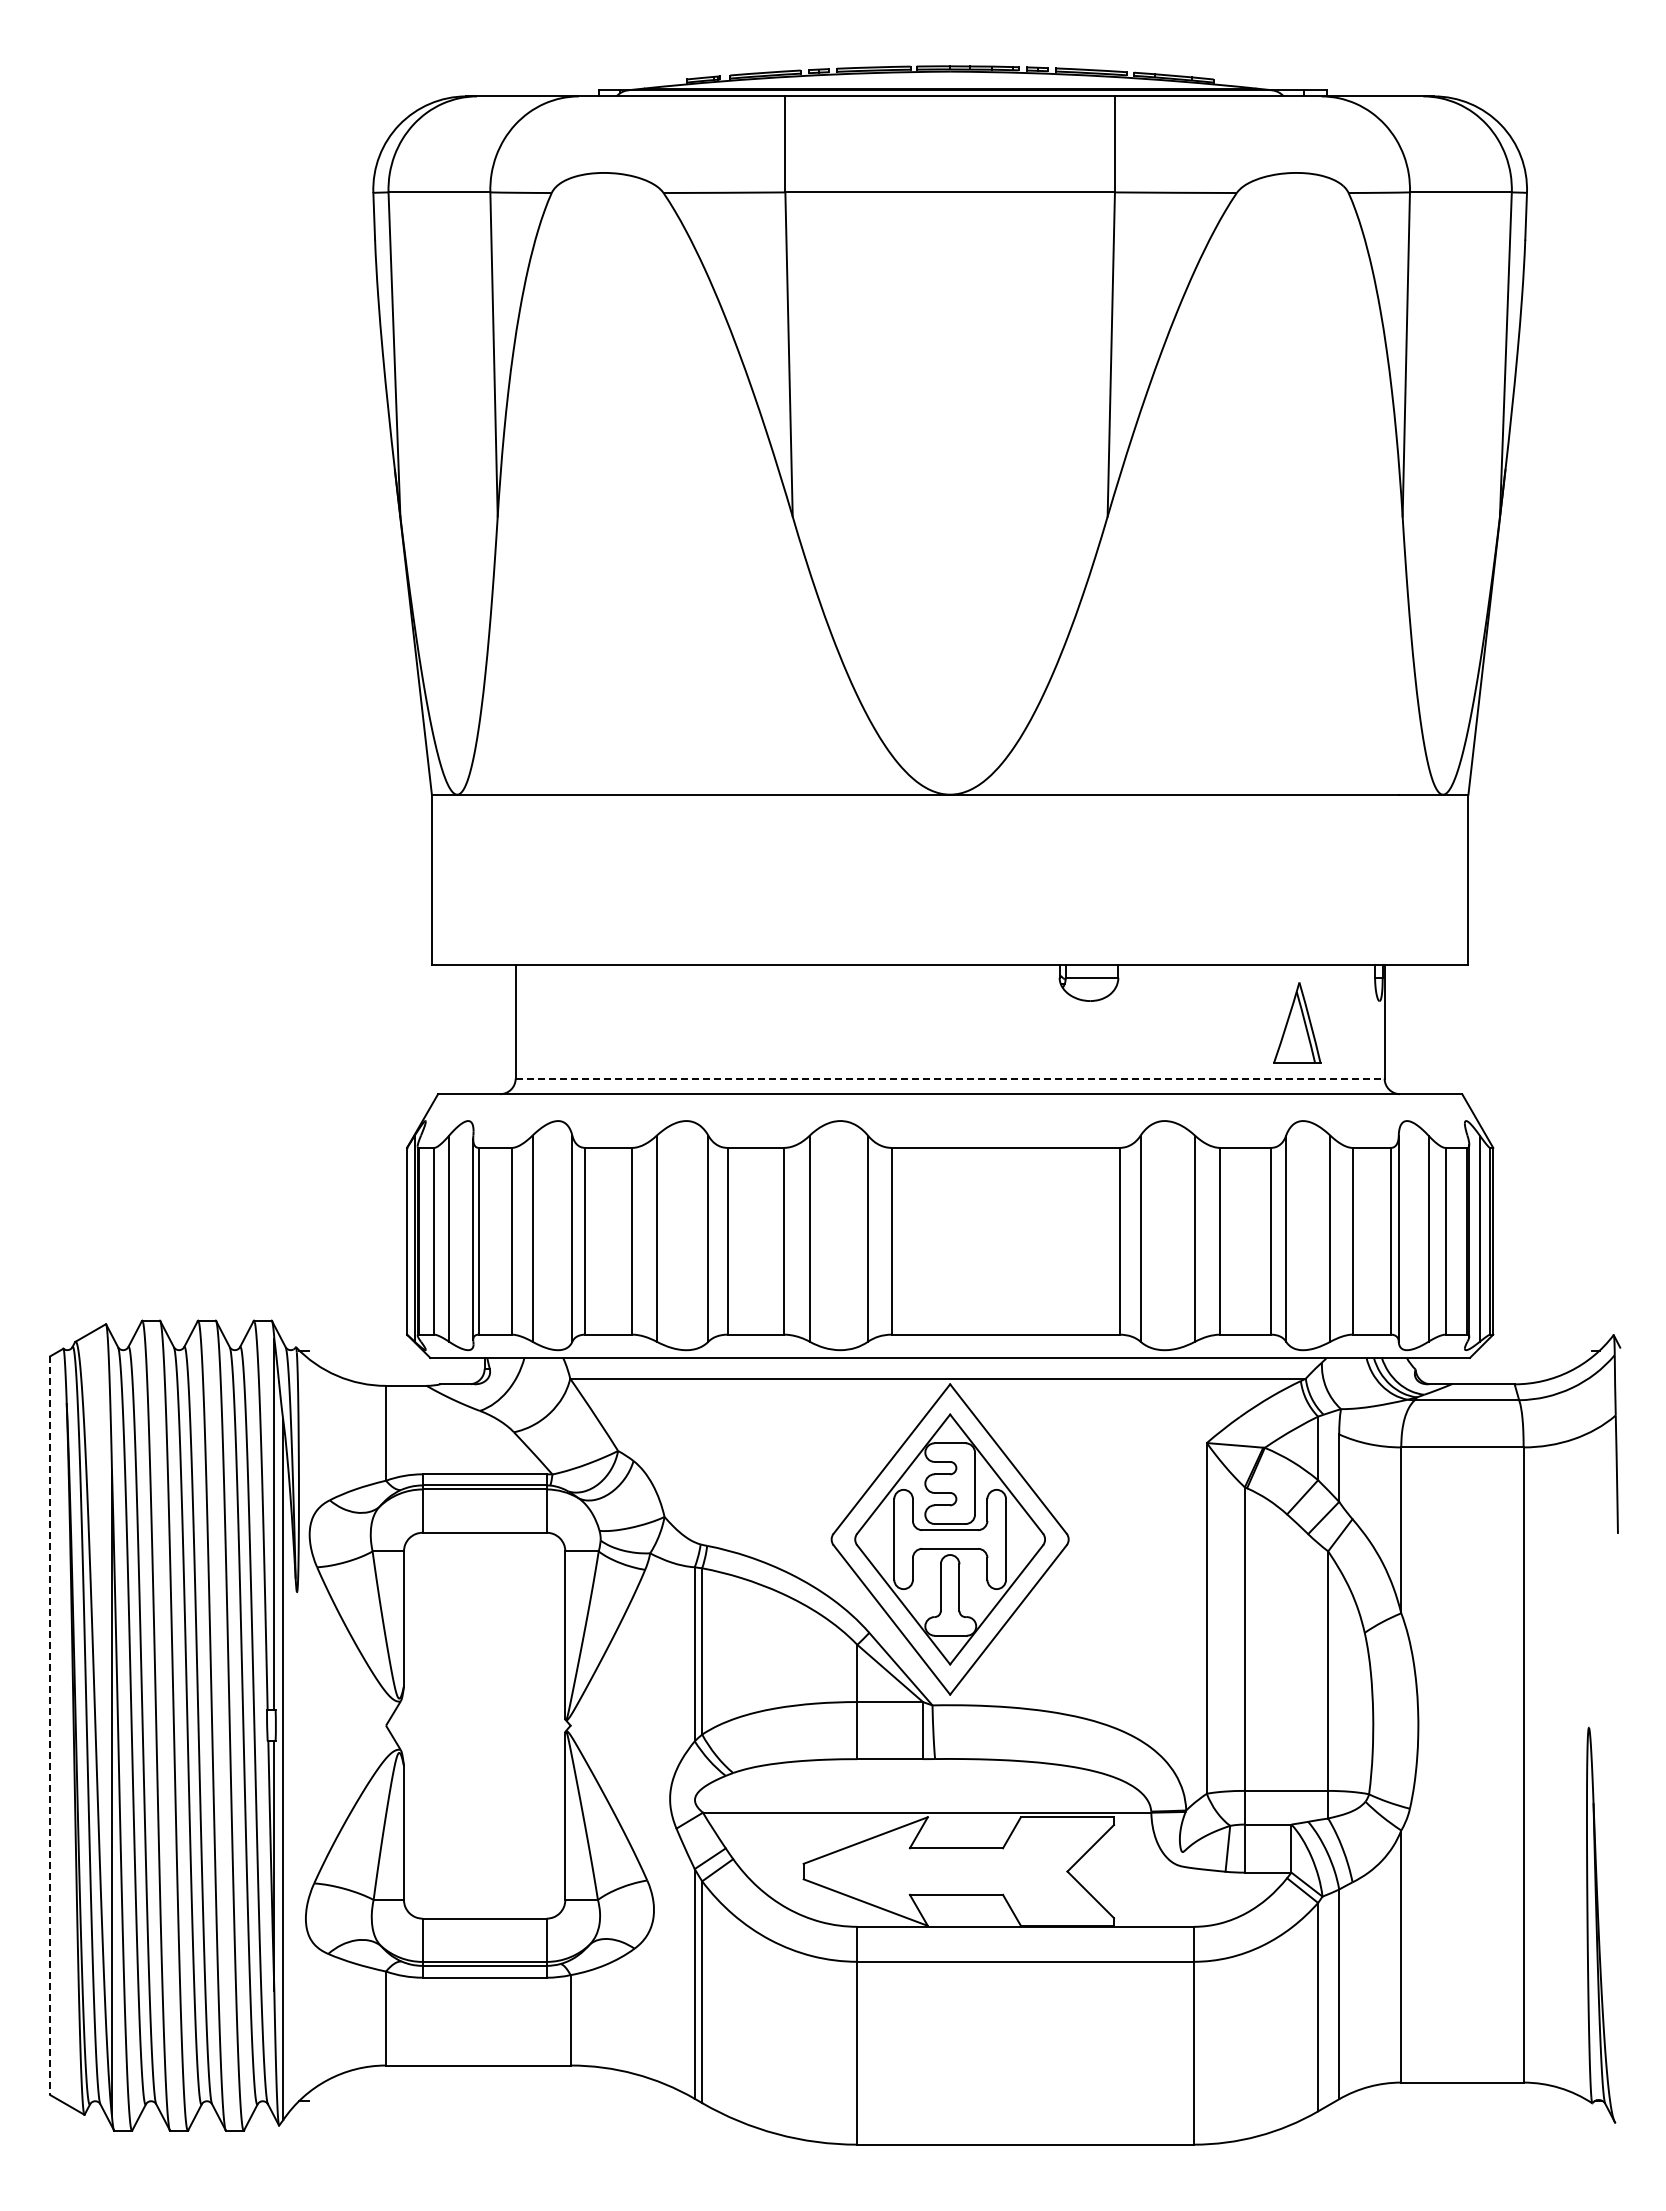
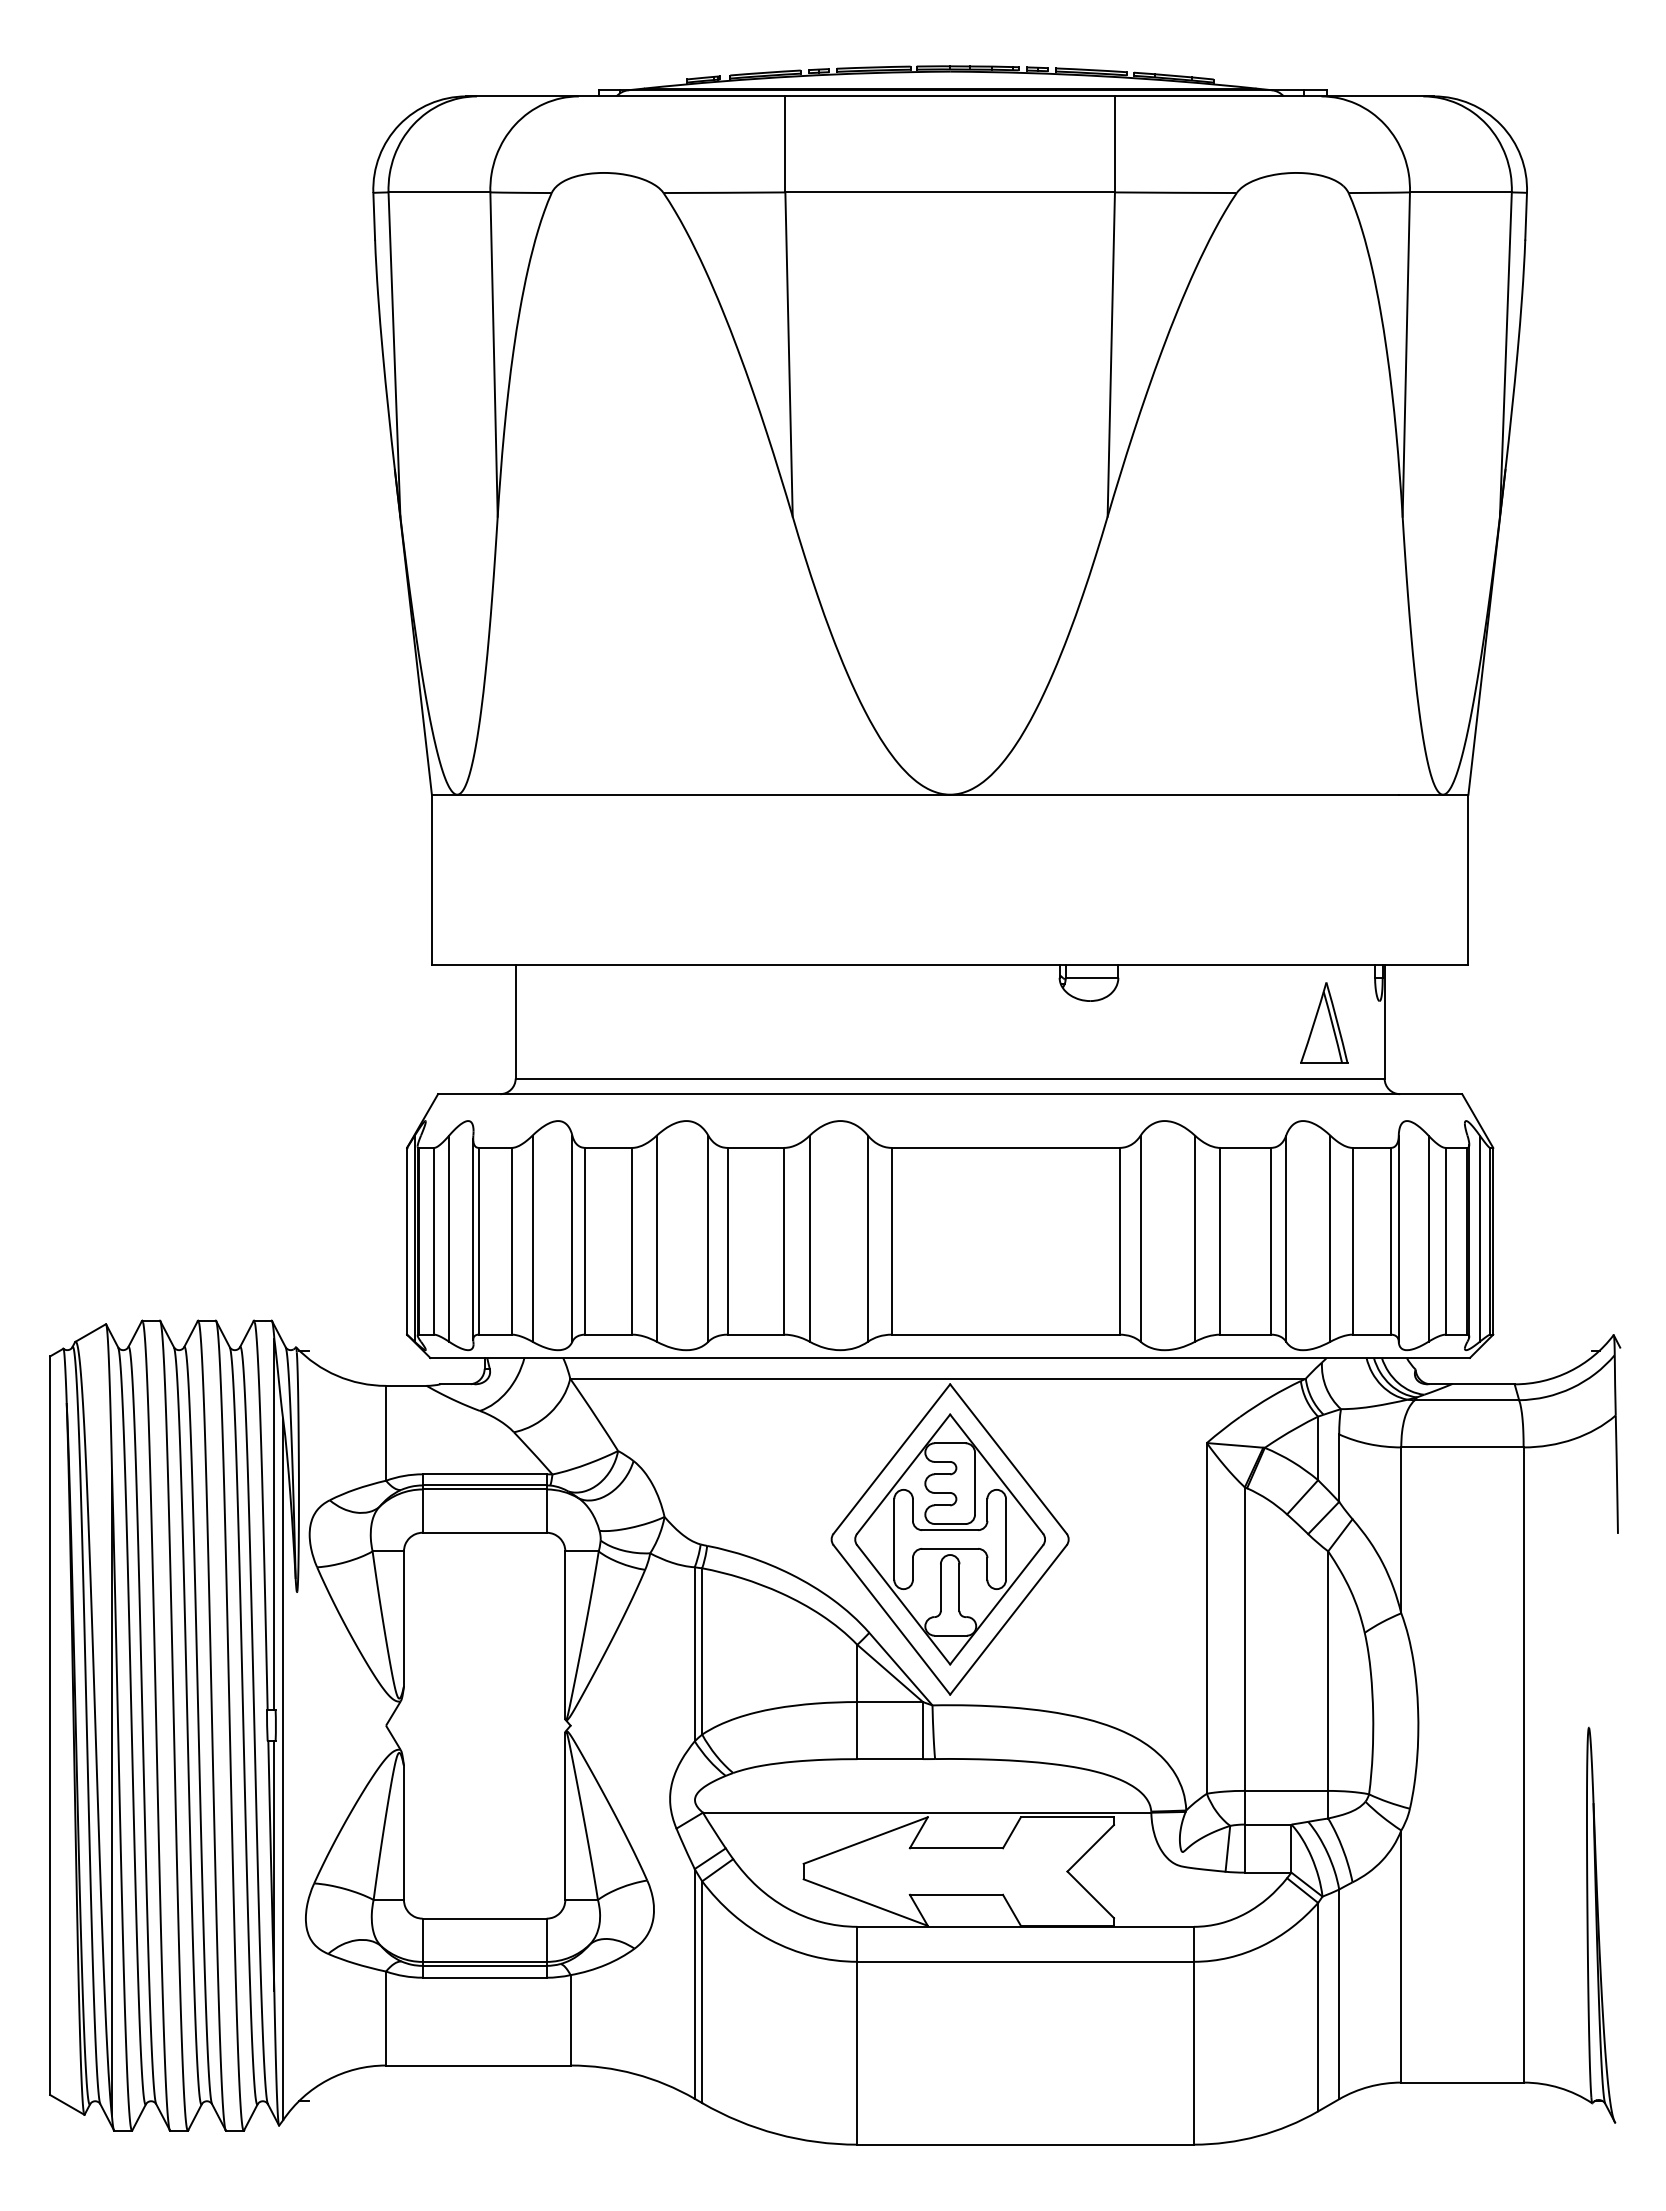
part position: (1297, 1022) -> (1324, 1022) (1324, 1022)
line: dashed -> solid (950, 1078)
line: dashed -> solid (50, 1726)
